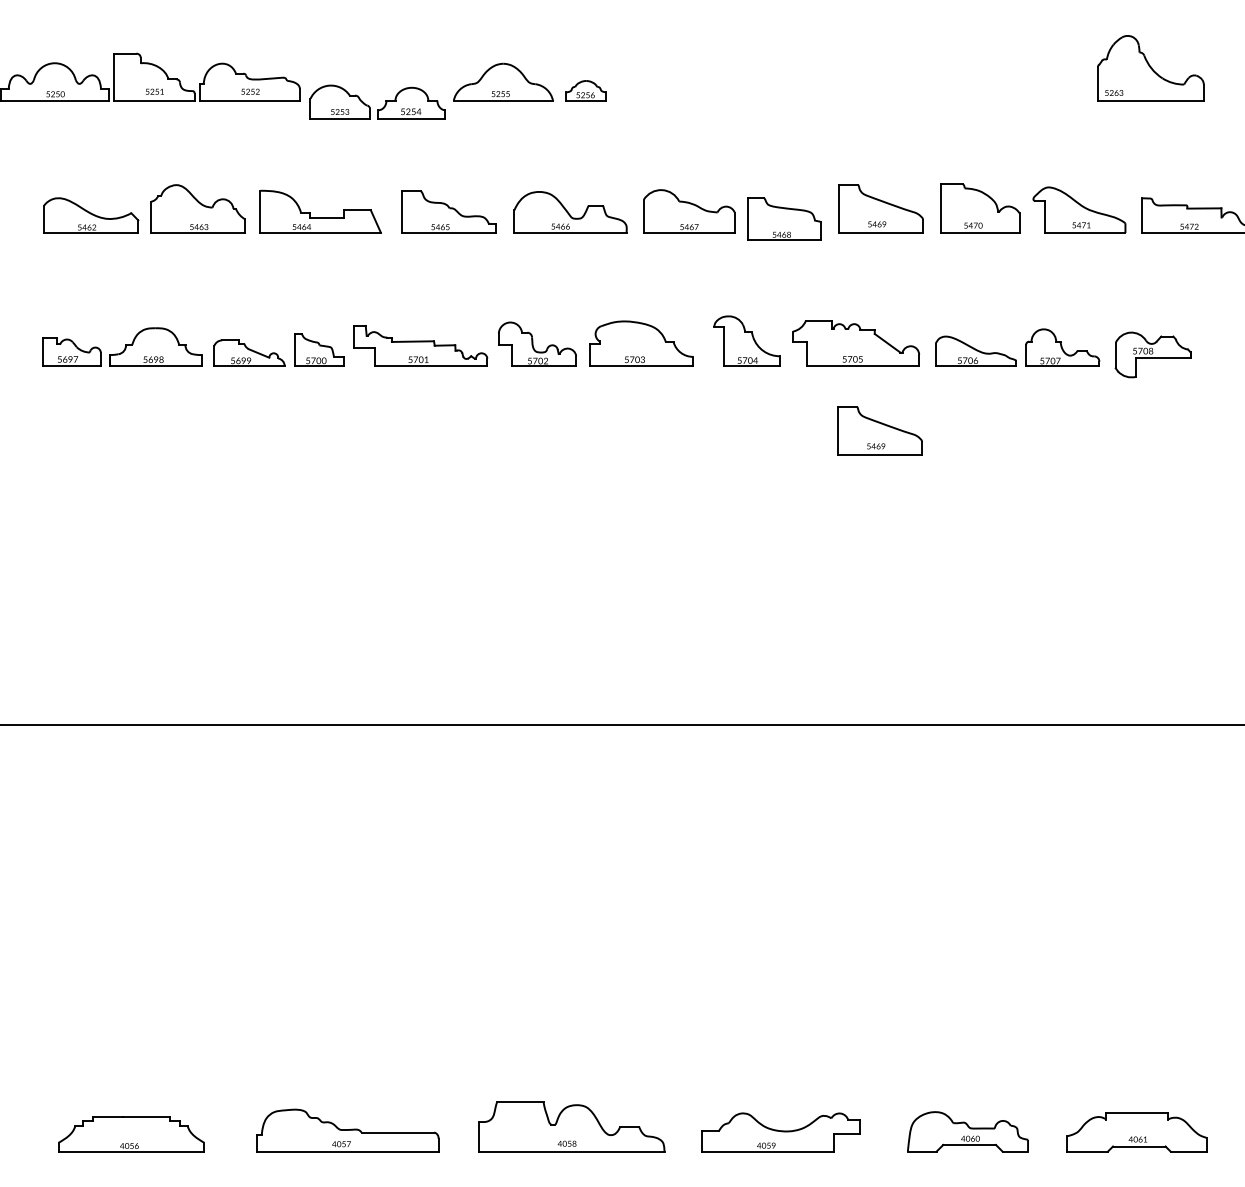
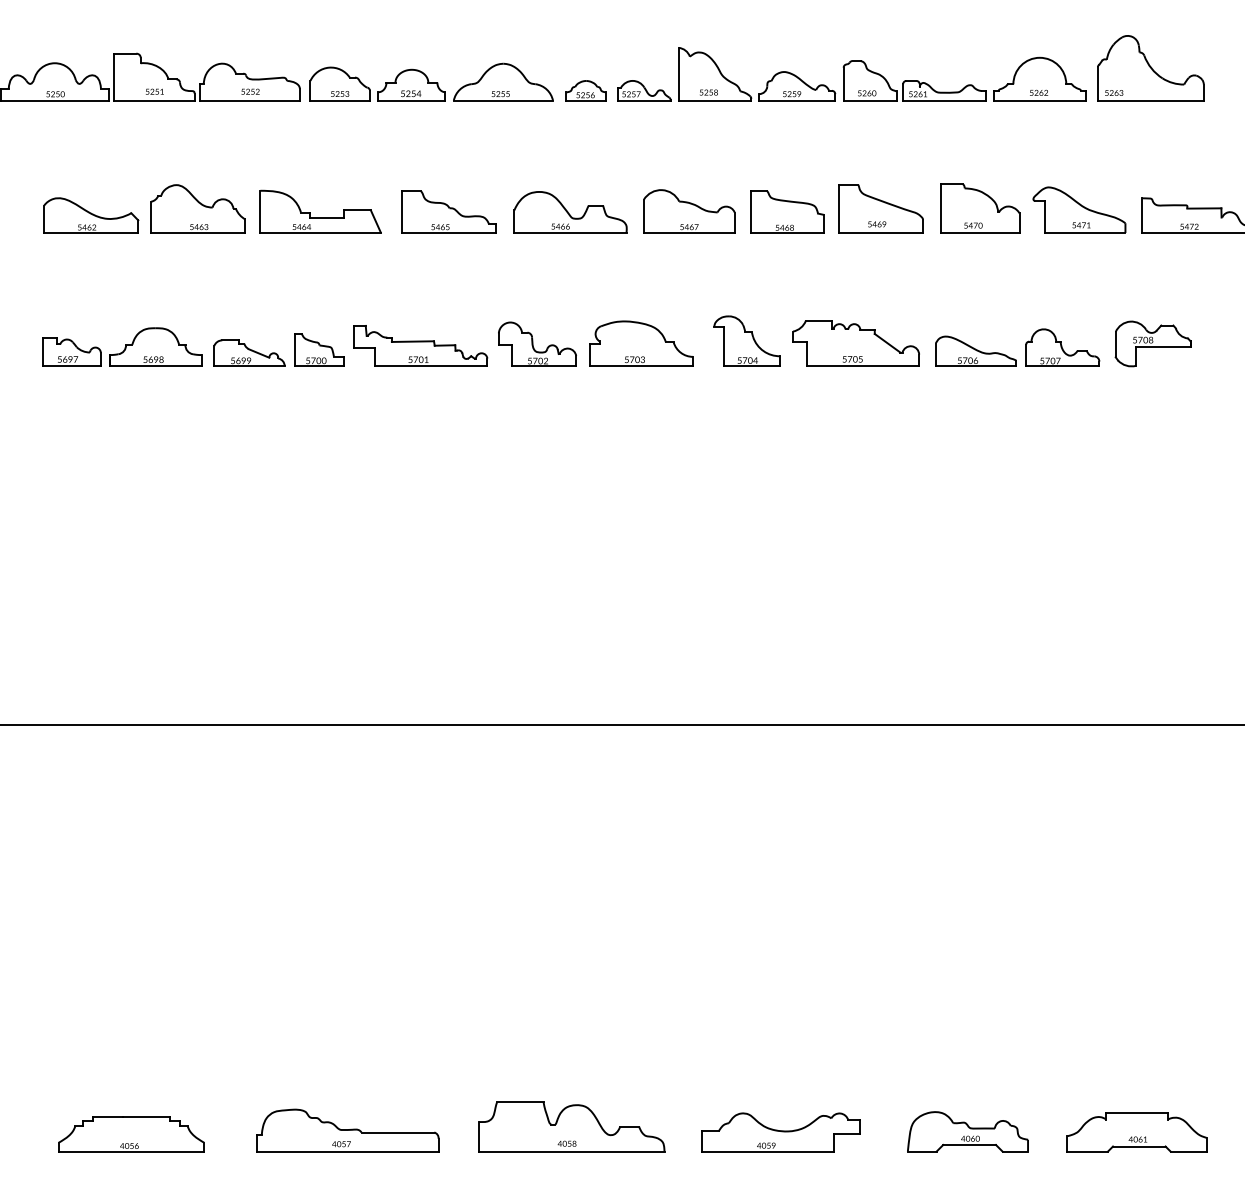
part: none -> present (851, 74)
part position: (384, 104) -> (384, 86) (384, 86)
part position: (784, 218) -> (787, 211) (787, 211)
part position: (1152, 354) -> (1152, 343) (1152, 343)
part: present -> none (879, 430)
